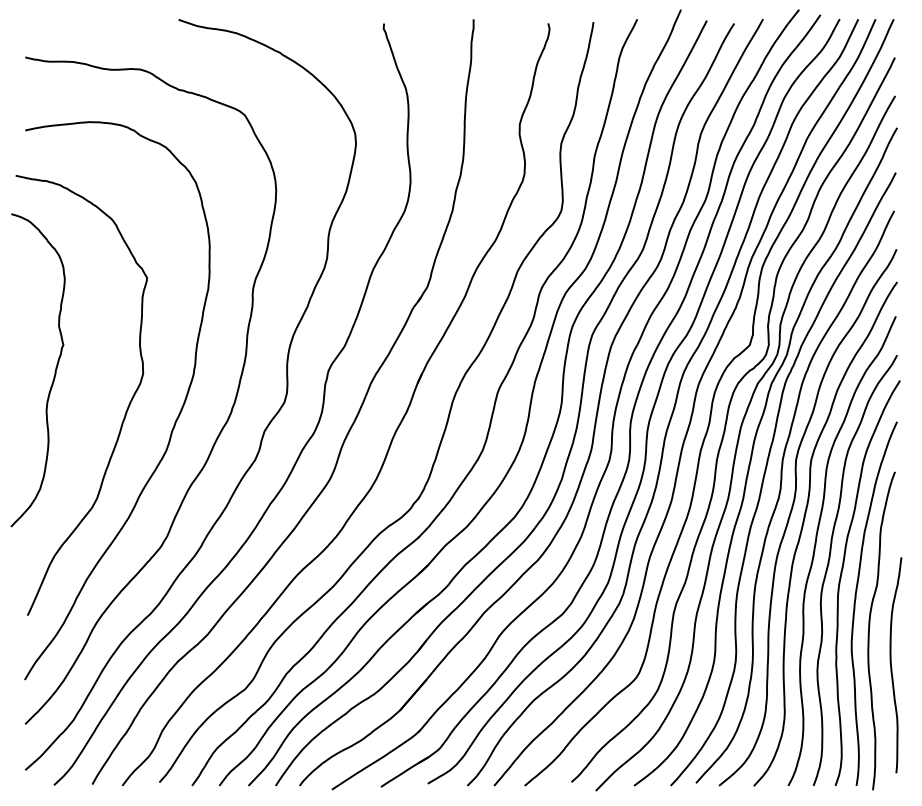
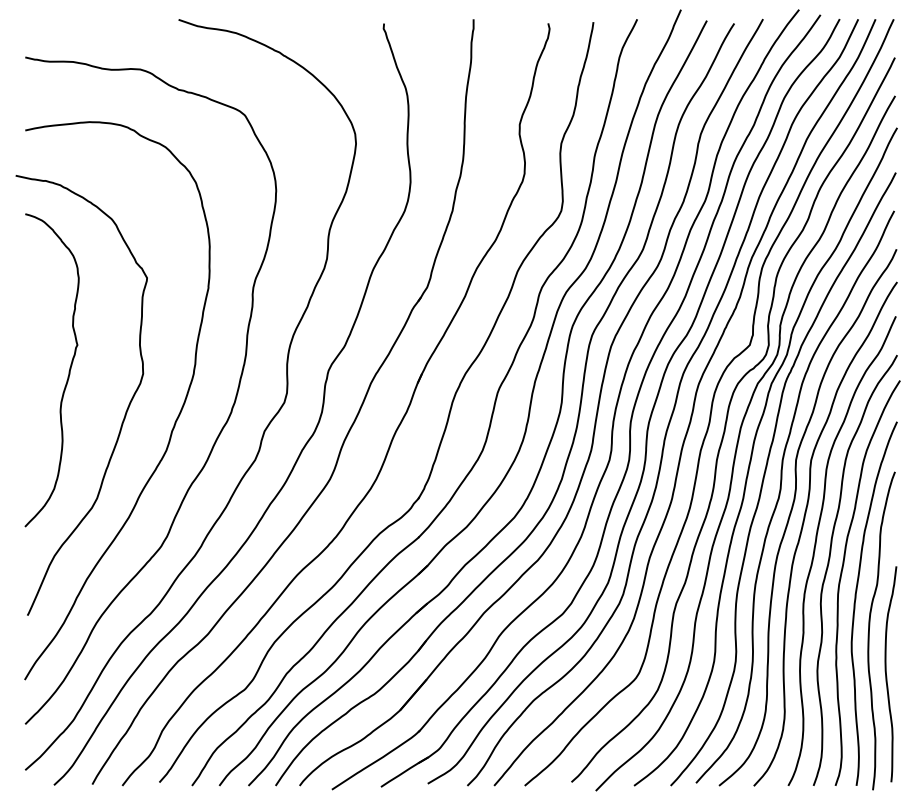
curve position: (54, 371) -> (68, 371) (68, 371)
curve position: (892, 667) -> (887, 676) (887, 676)
